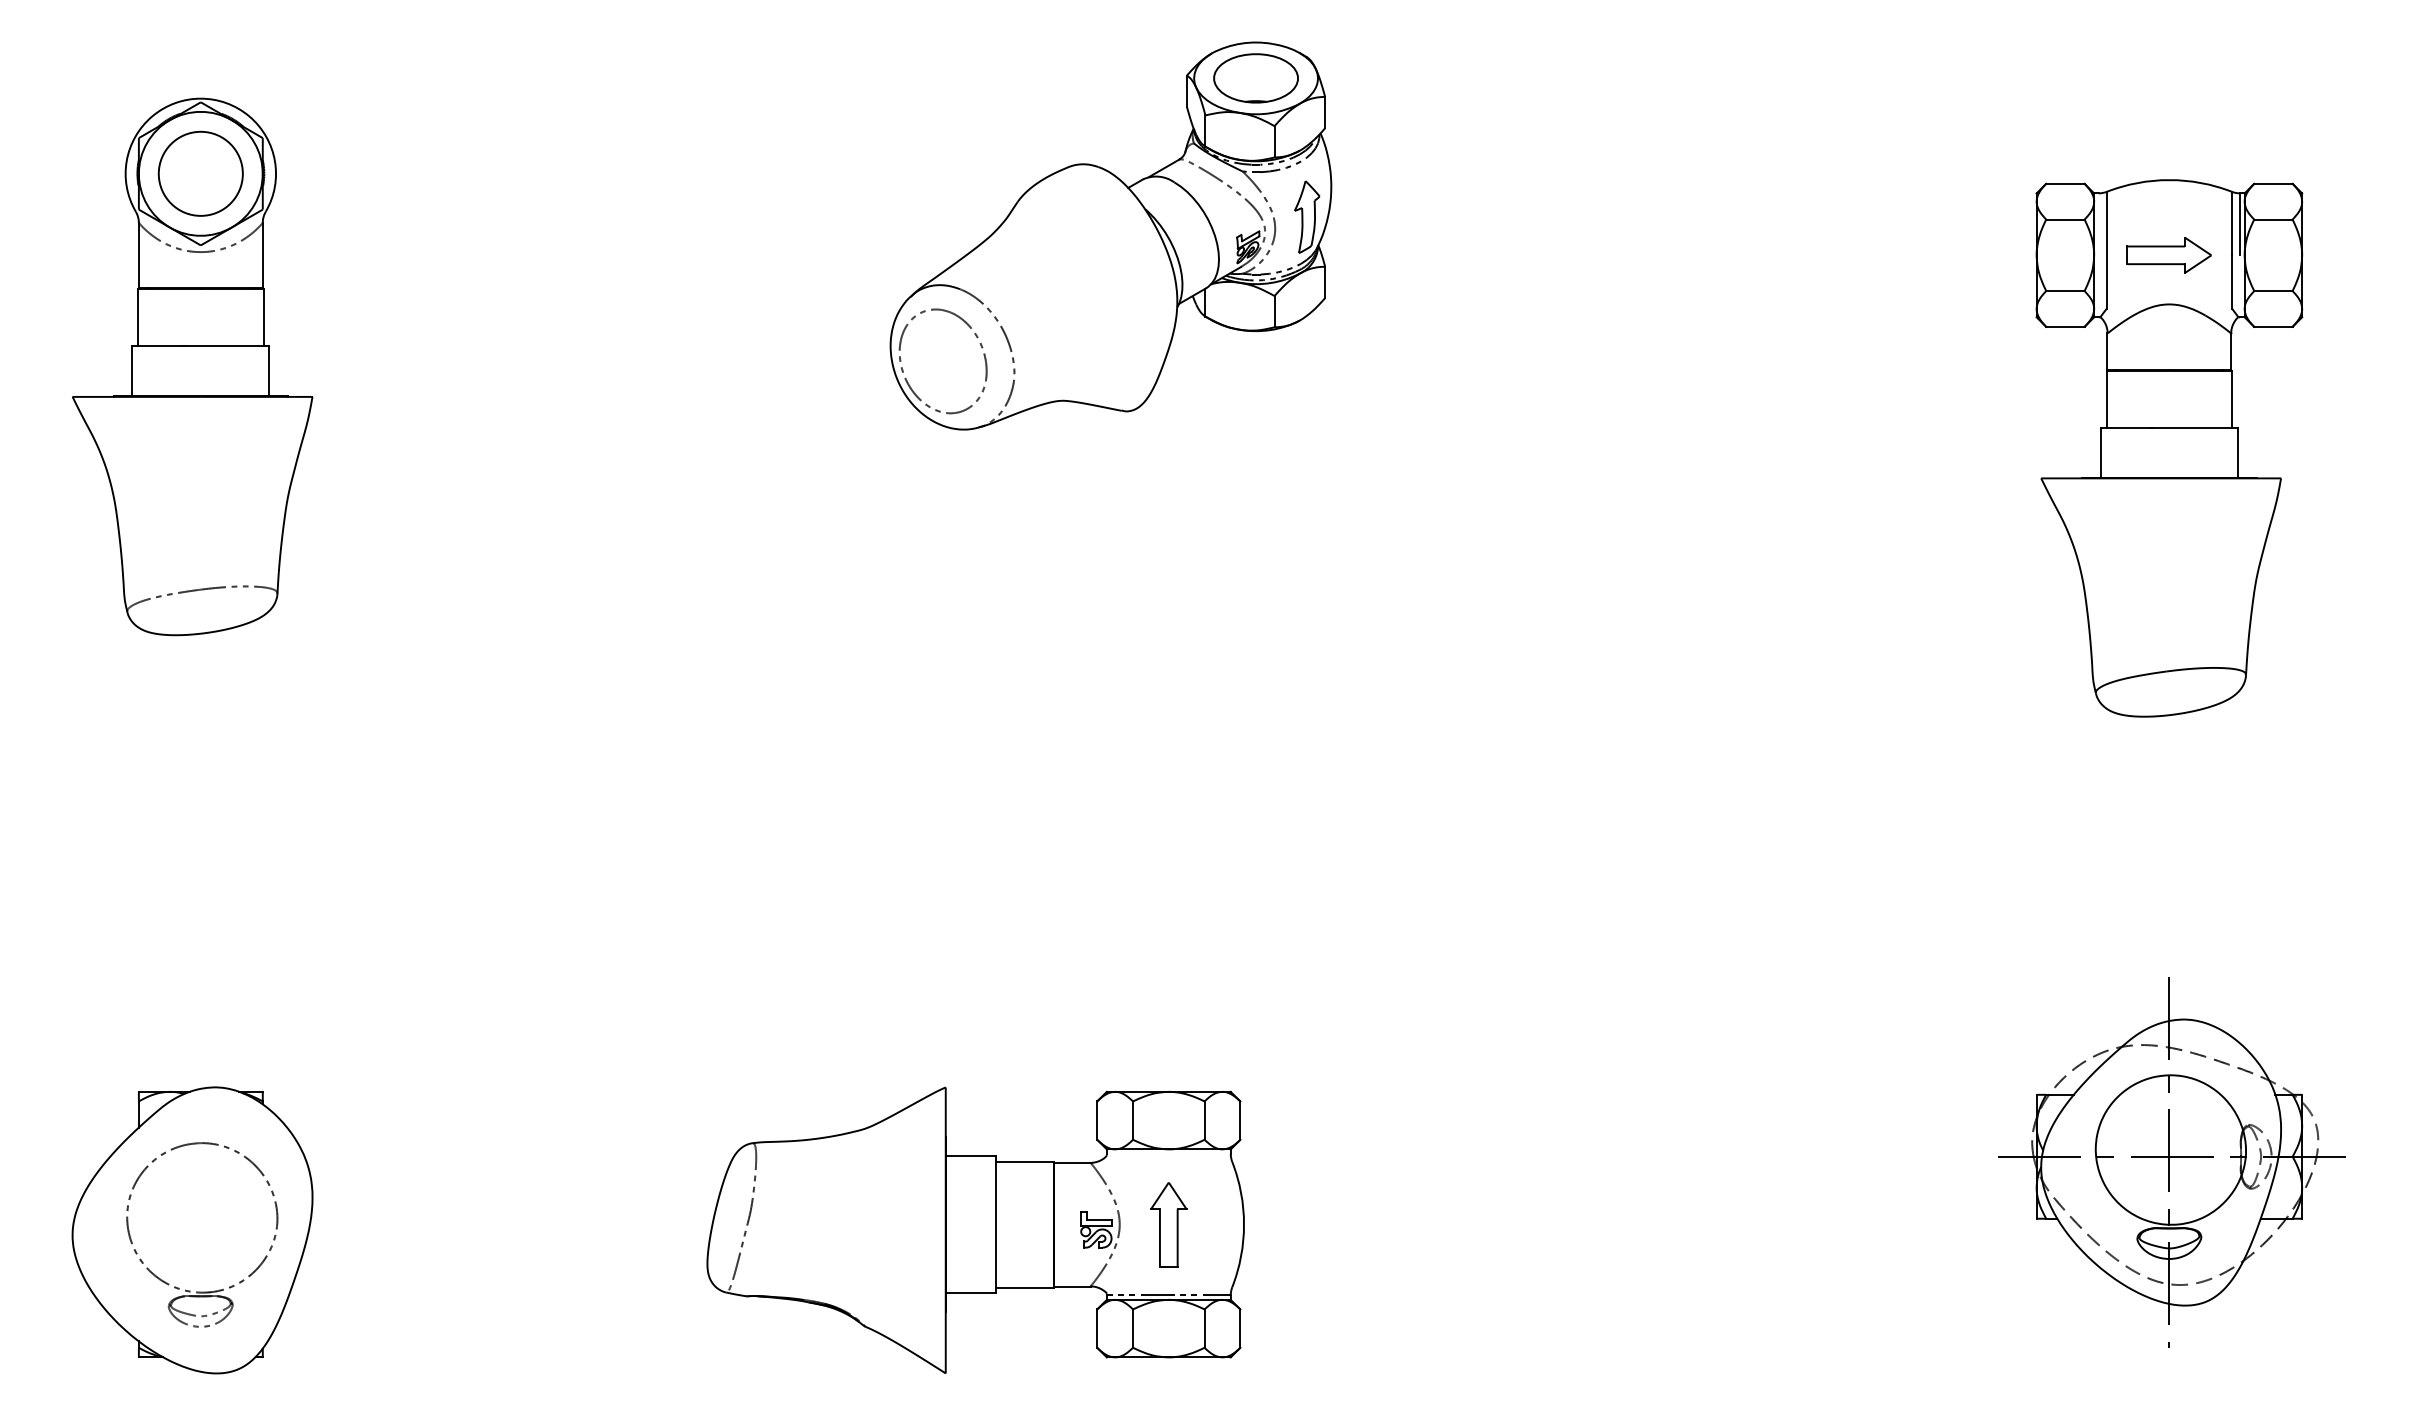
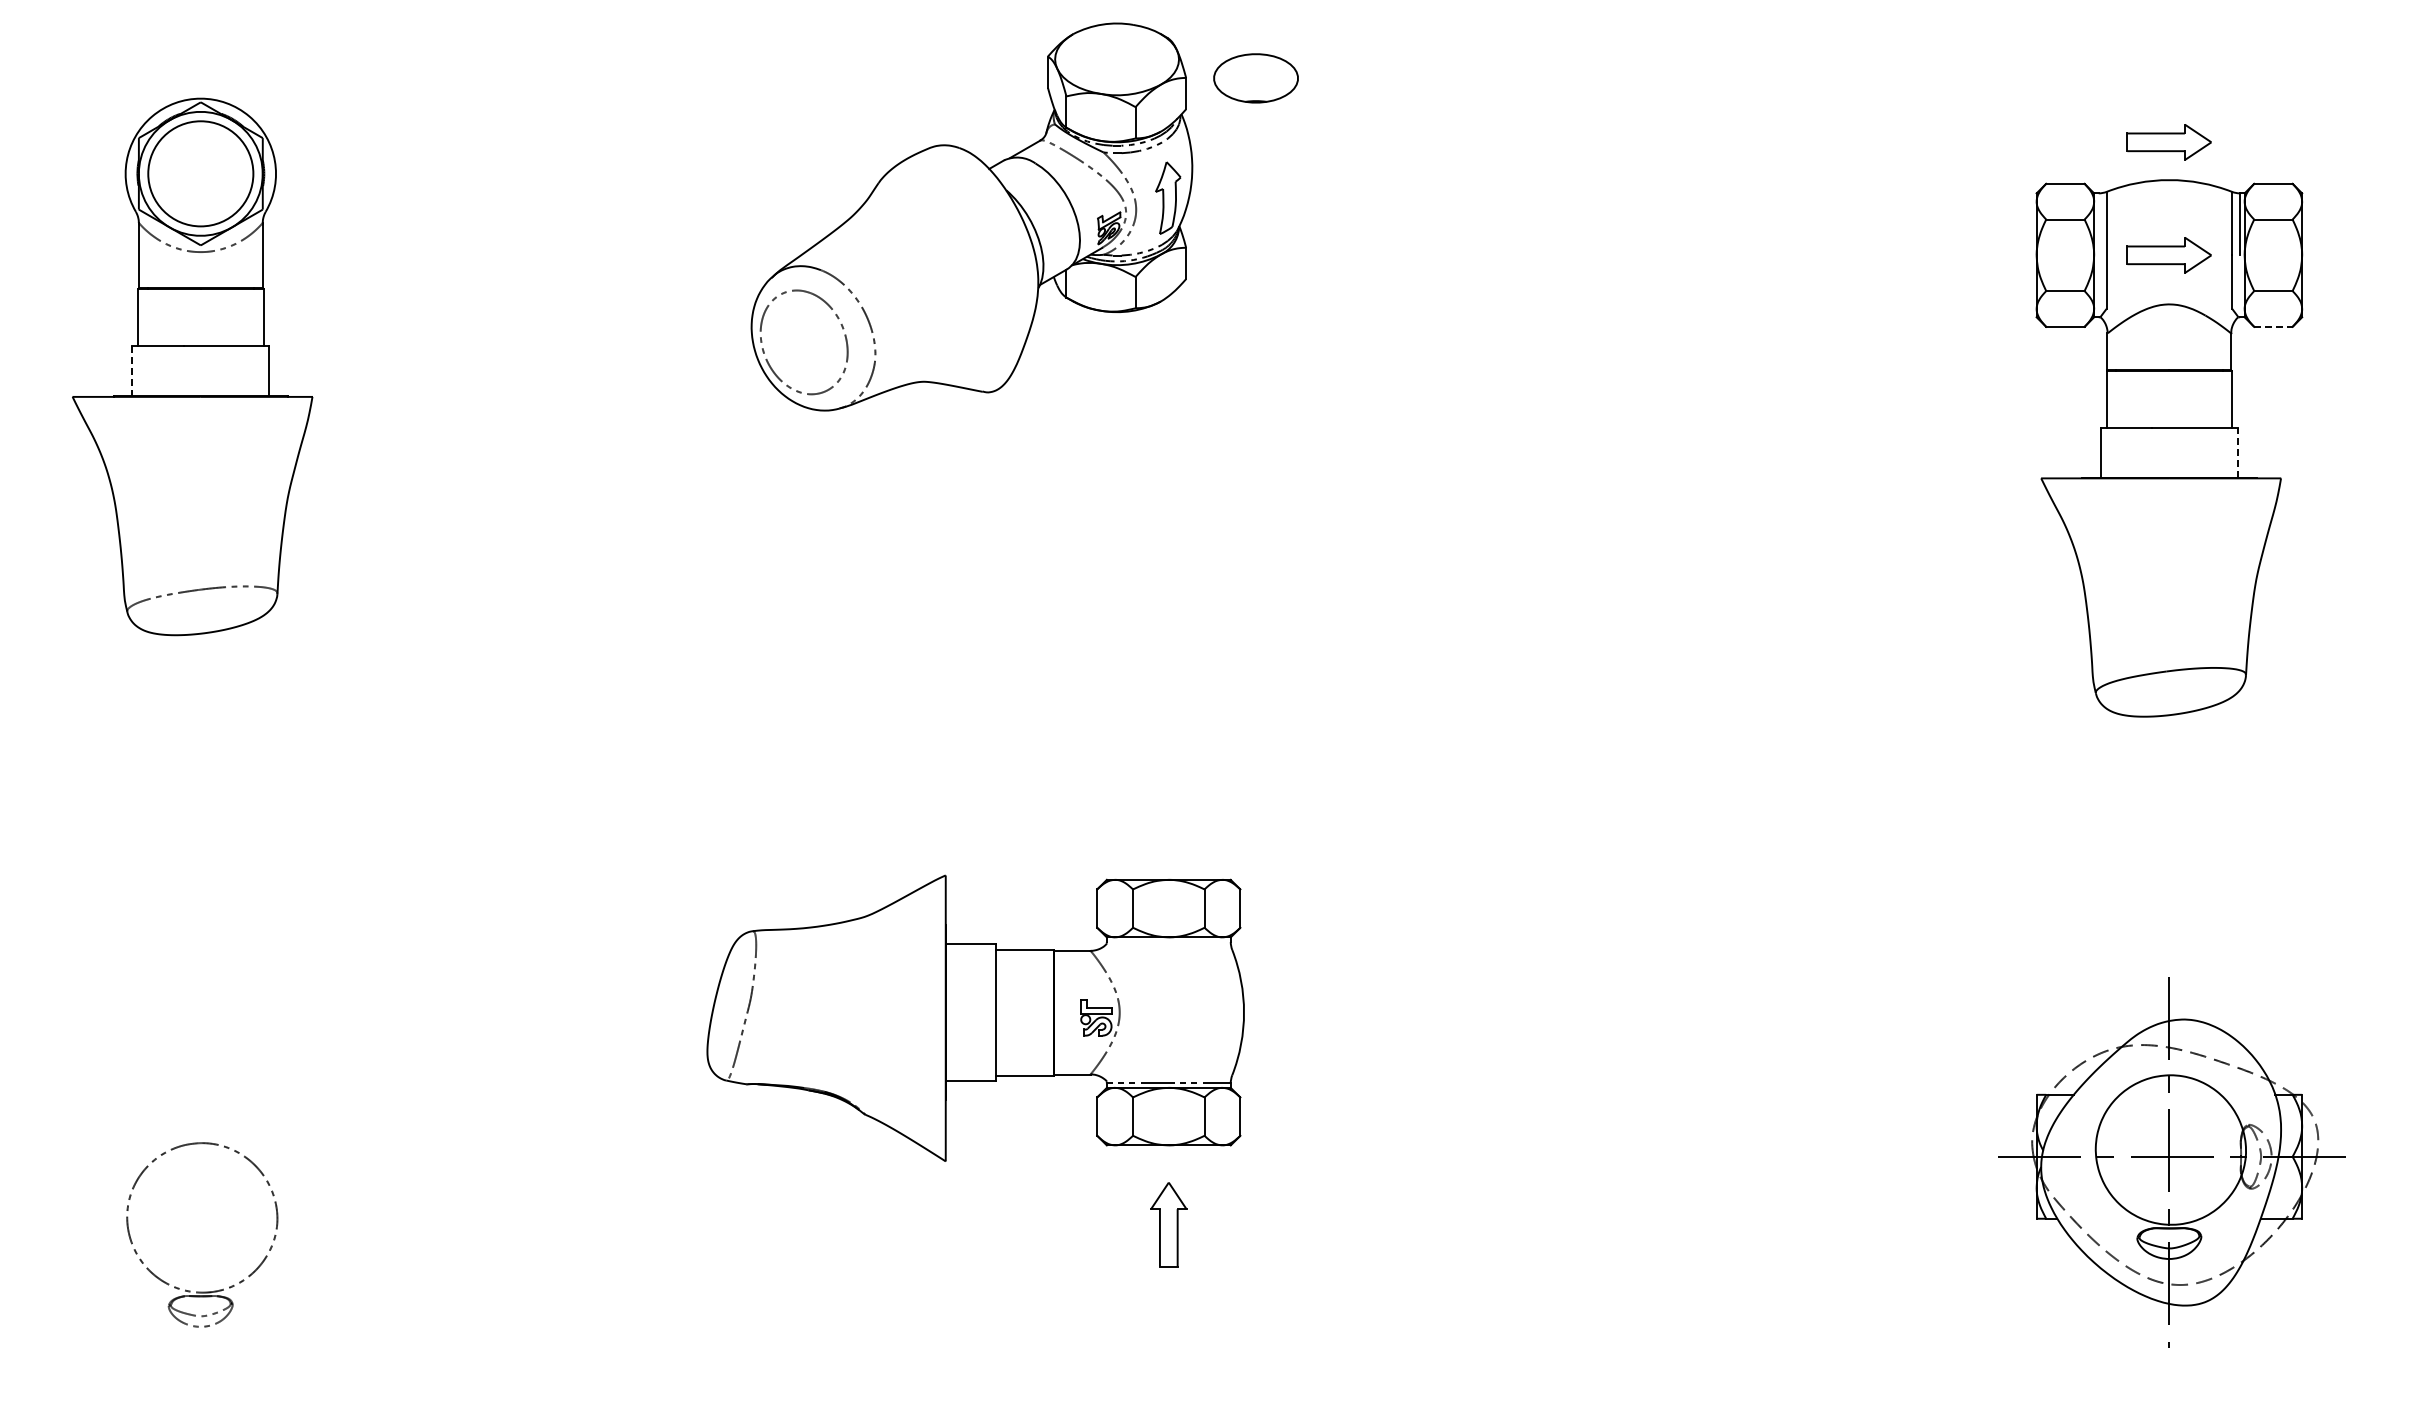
part: none -> present (2168, 142)
circle diameter: 84 px -> 105 px (200, 173)
part position: (1110, 235) -> (971, 216) (971, 216)
line: solid -> dashed (2273, 326)
line: solid -> dashed (132, 371)
line: solid -> dashed (2238, 452)
part position: (975, 1229) -> (975, 1017) (975, 1017)
part: present -> none (192, 1230)
